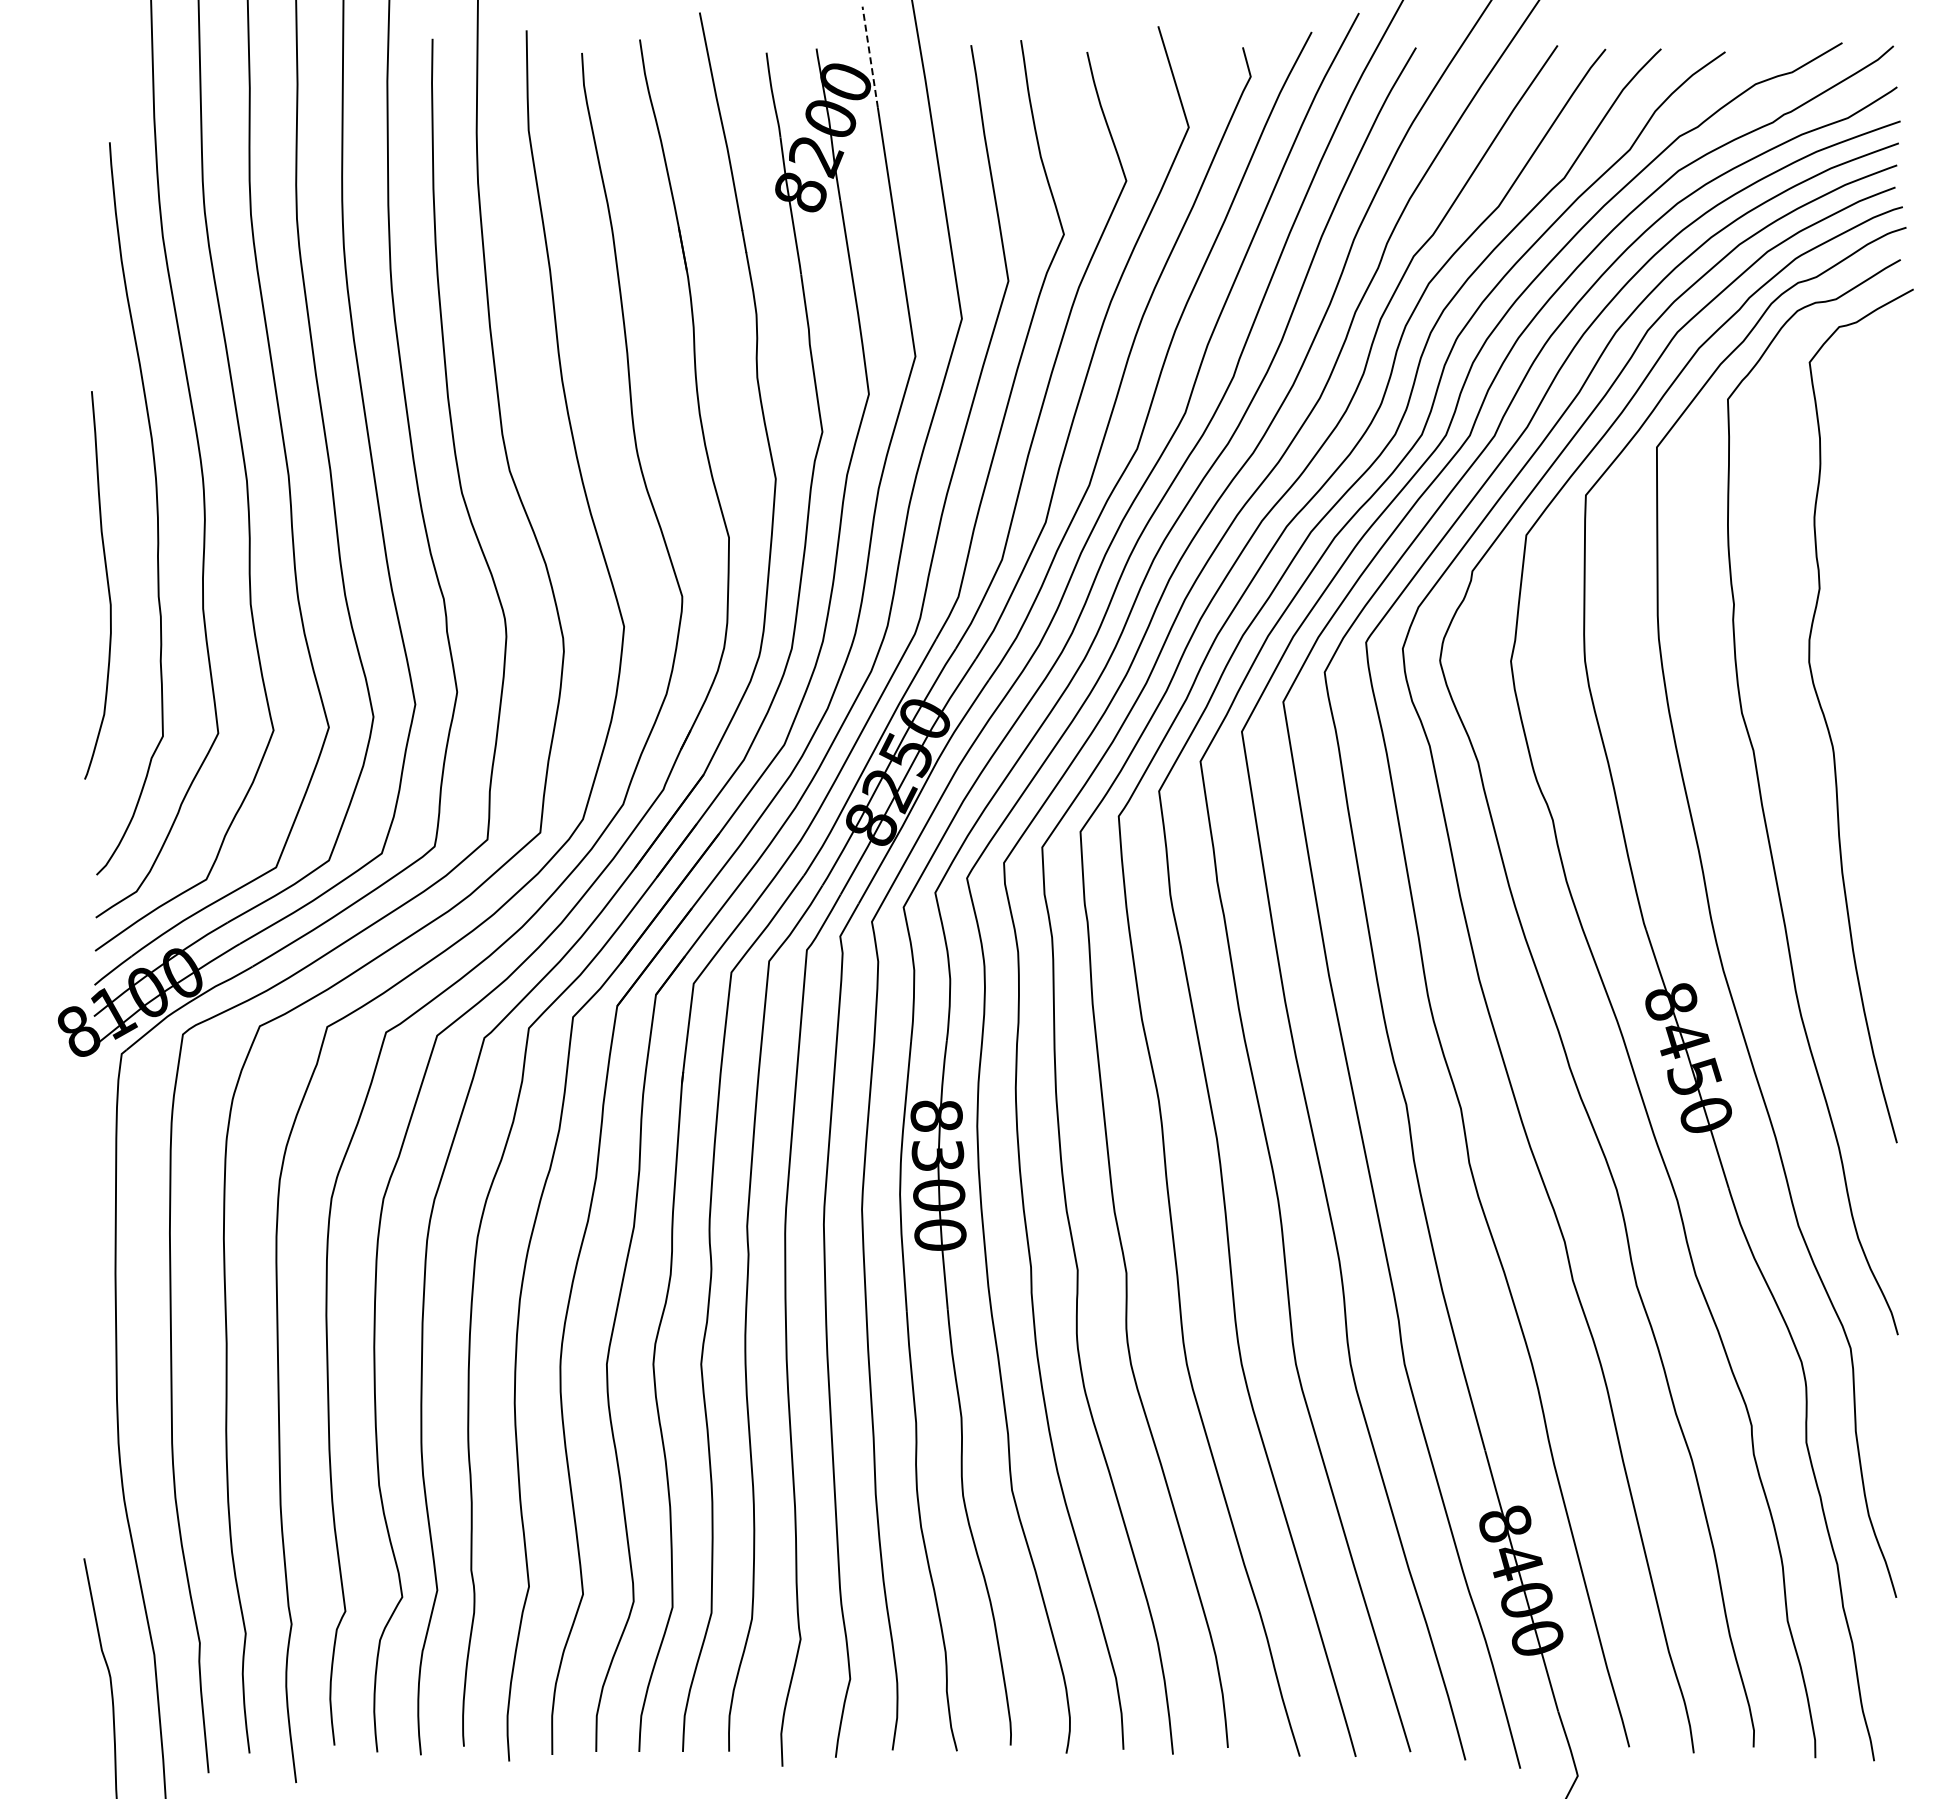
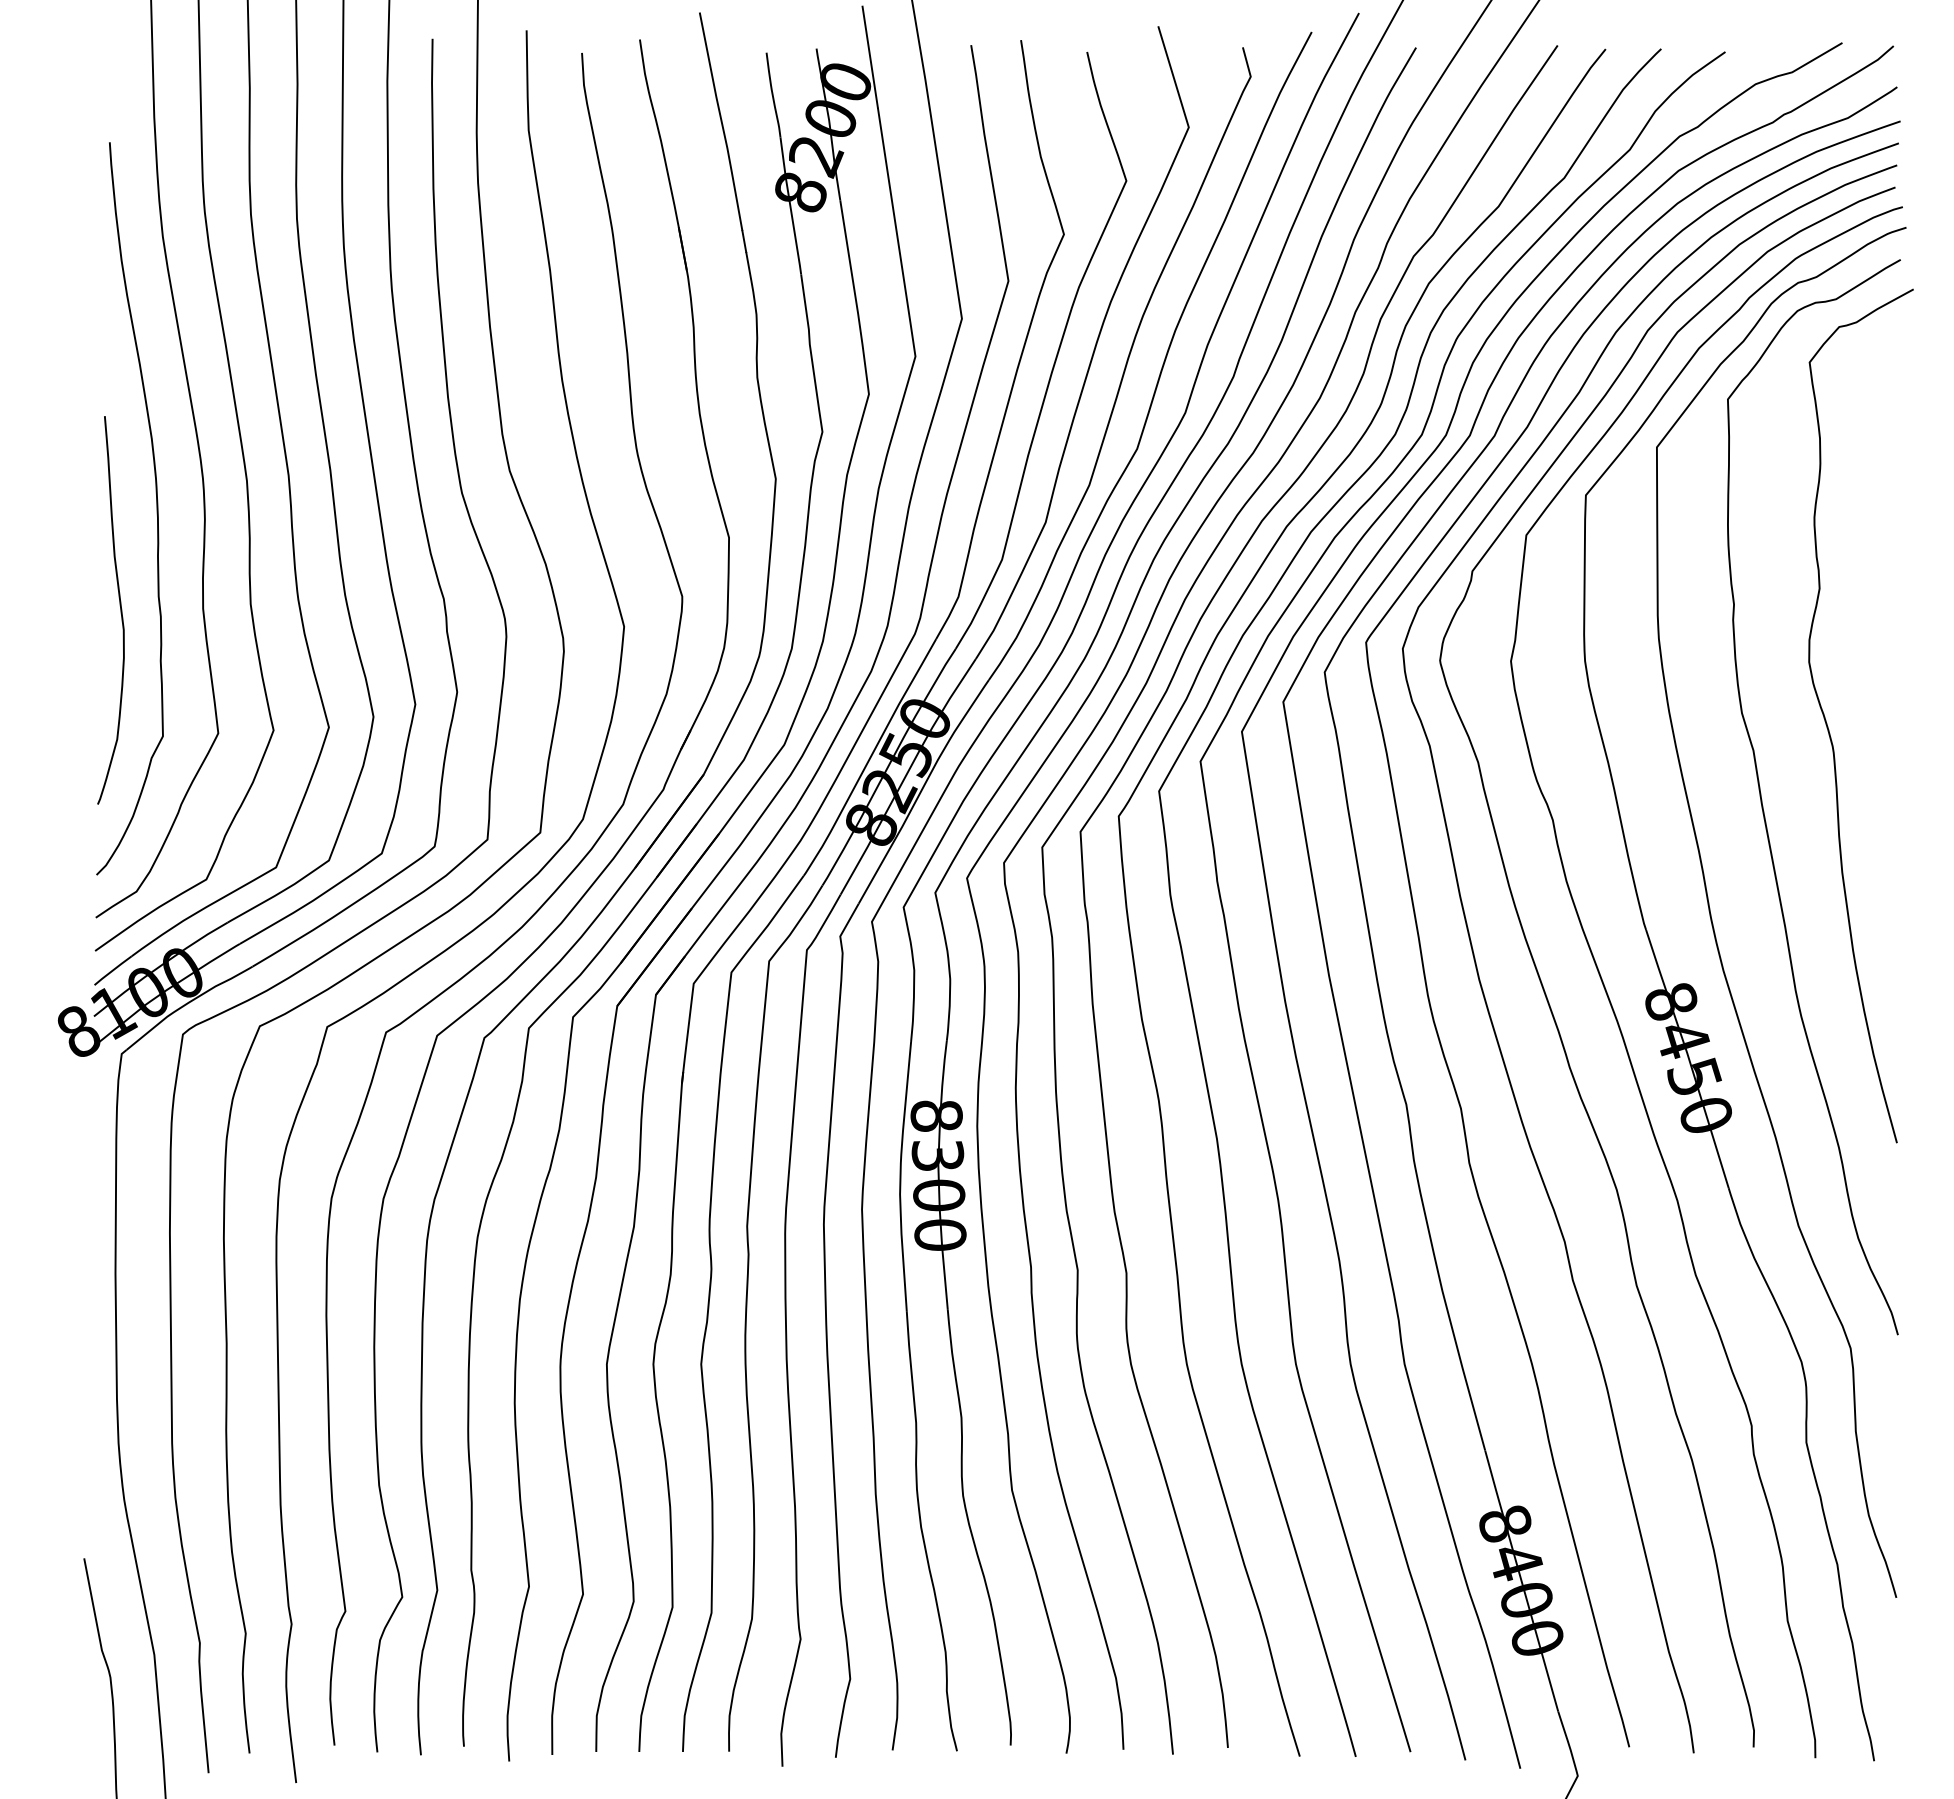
line: dashed -> solid (870, 56)
curve position: (107, 585) -> (120, 610) (120, 610)
